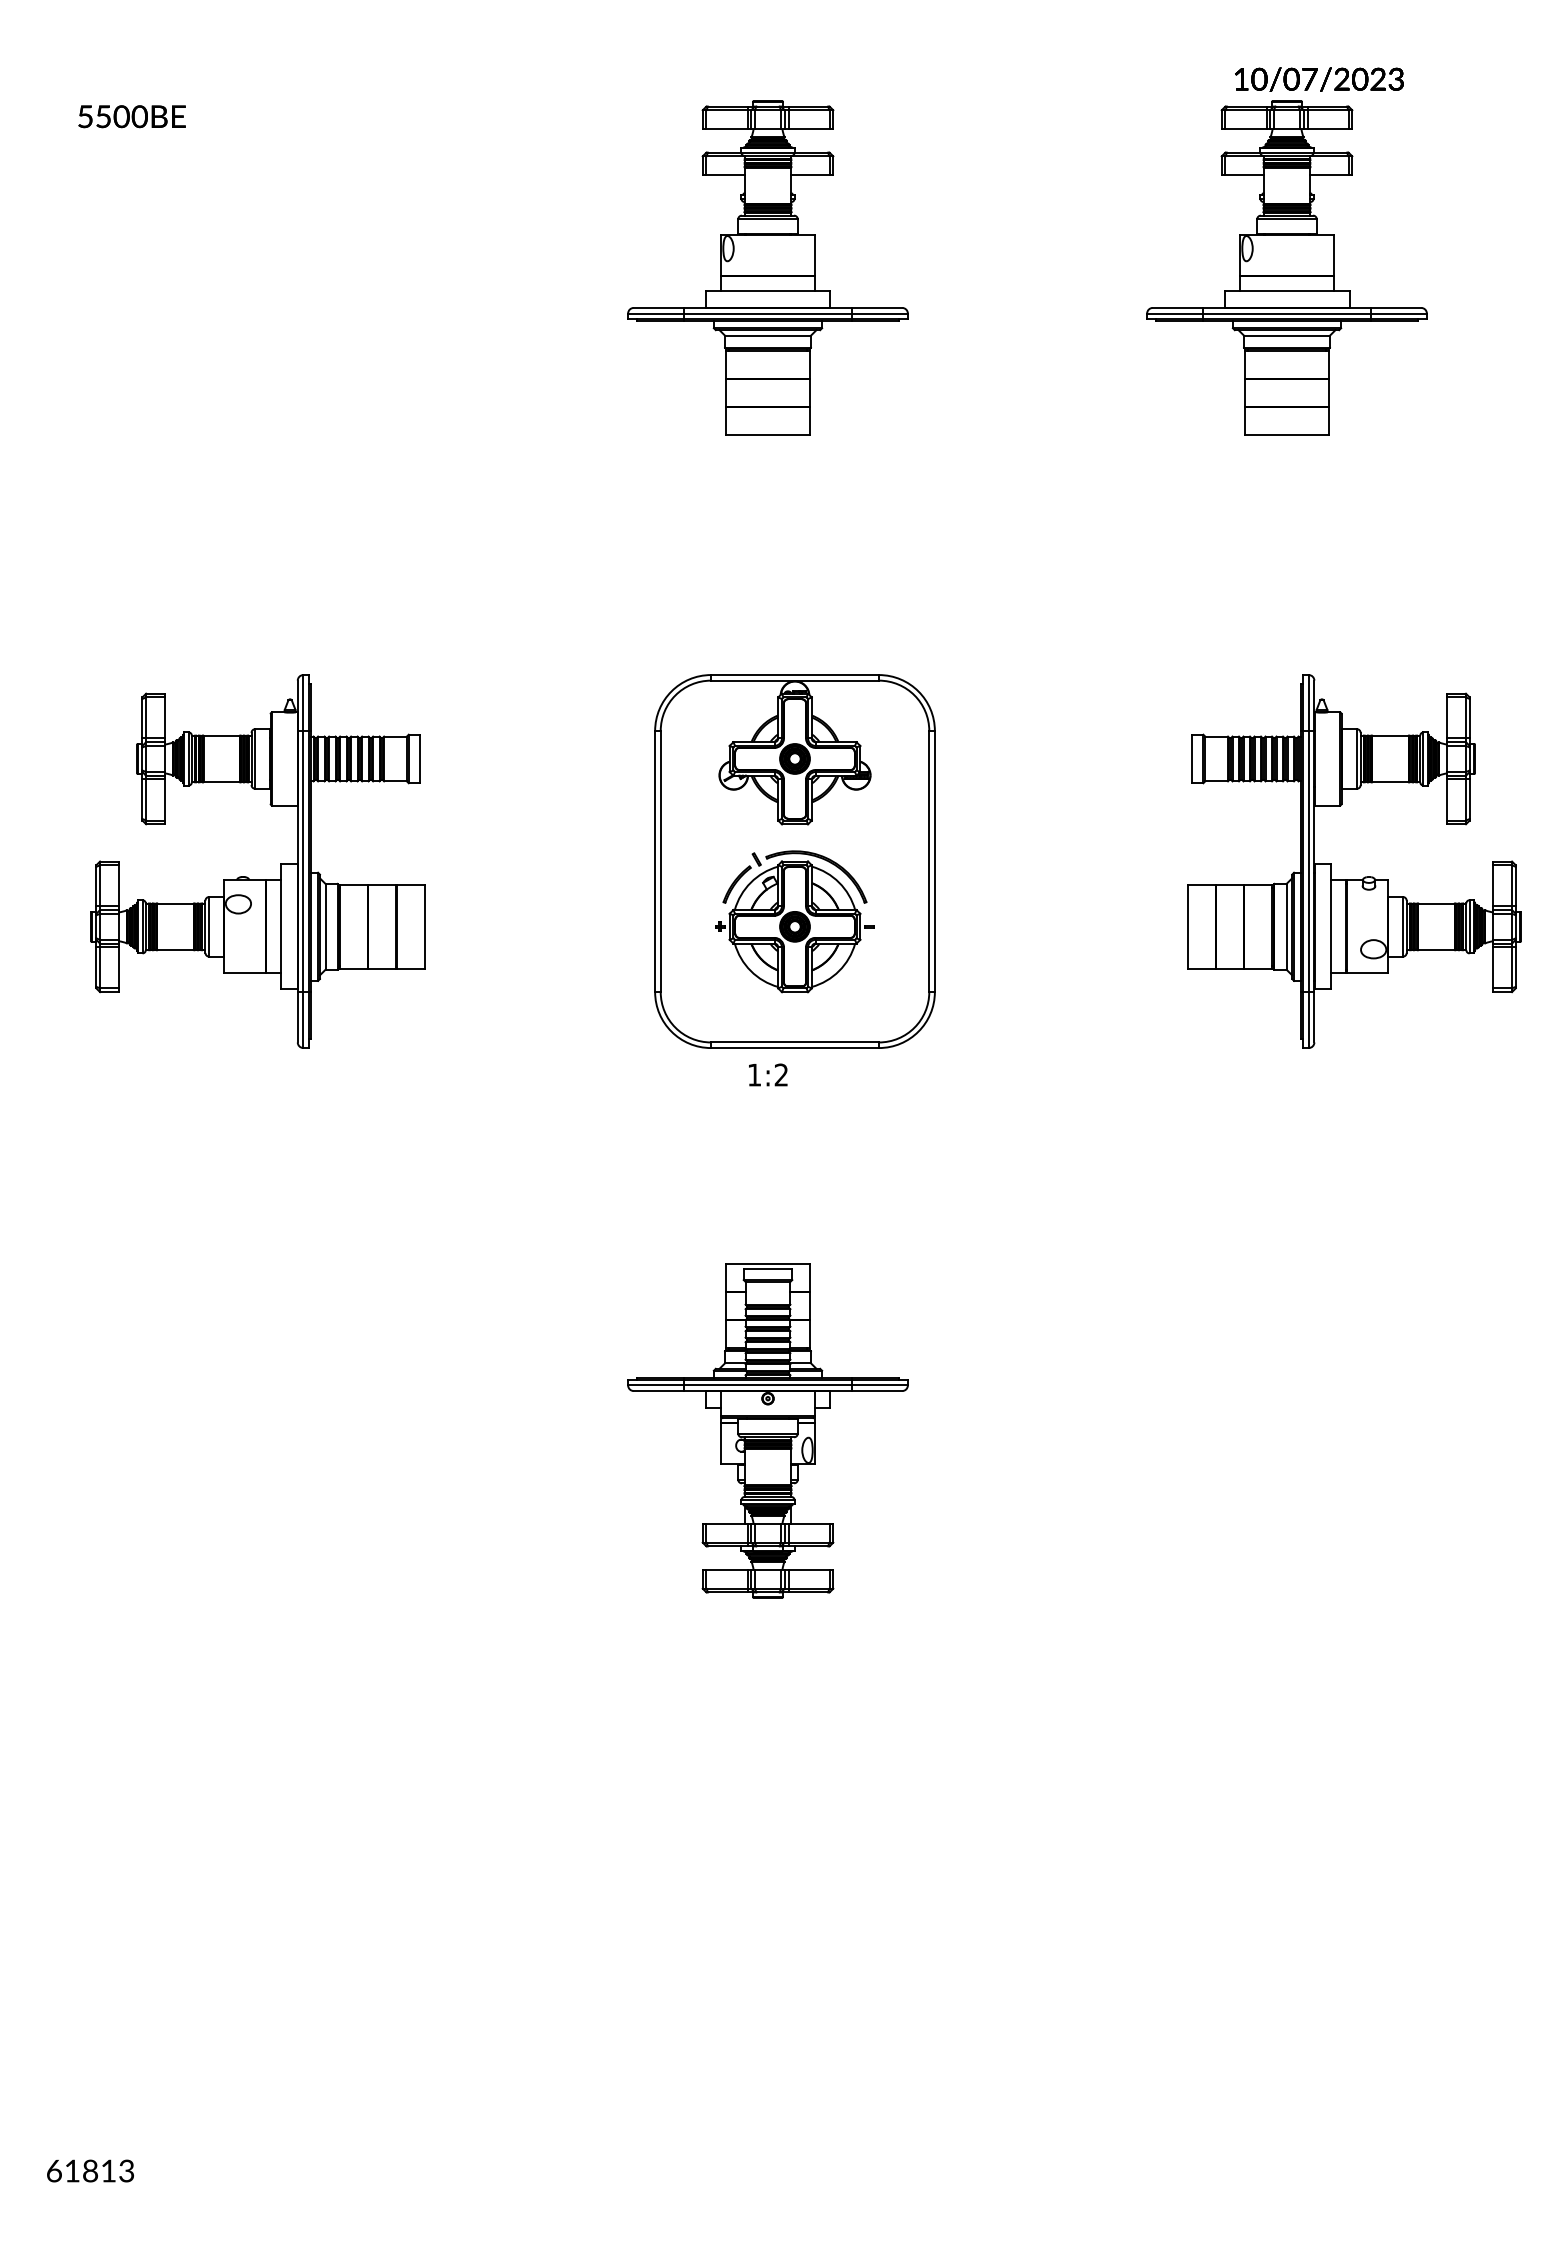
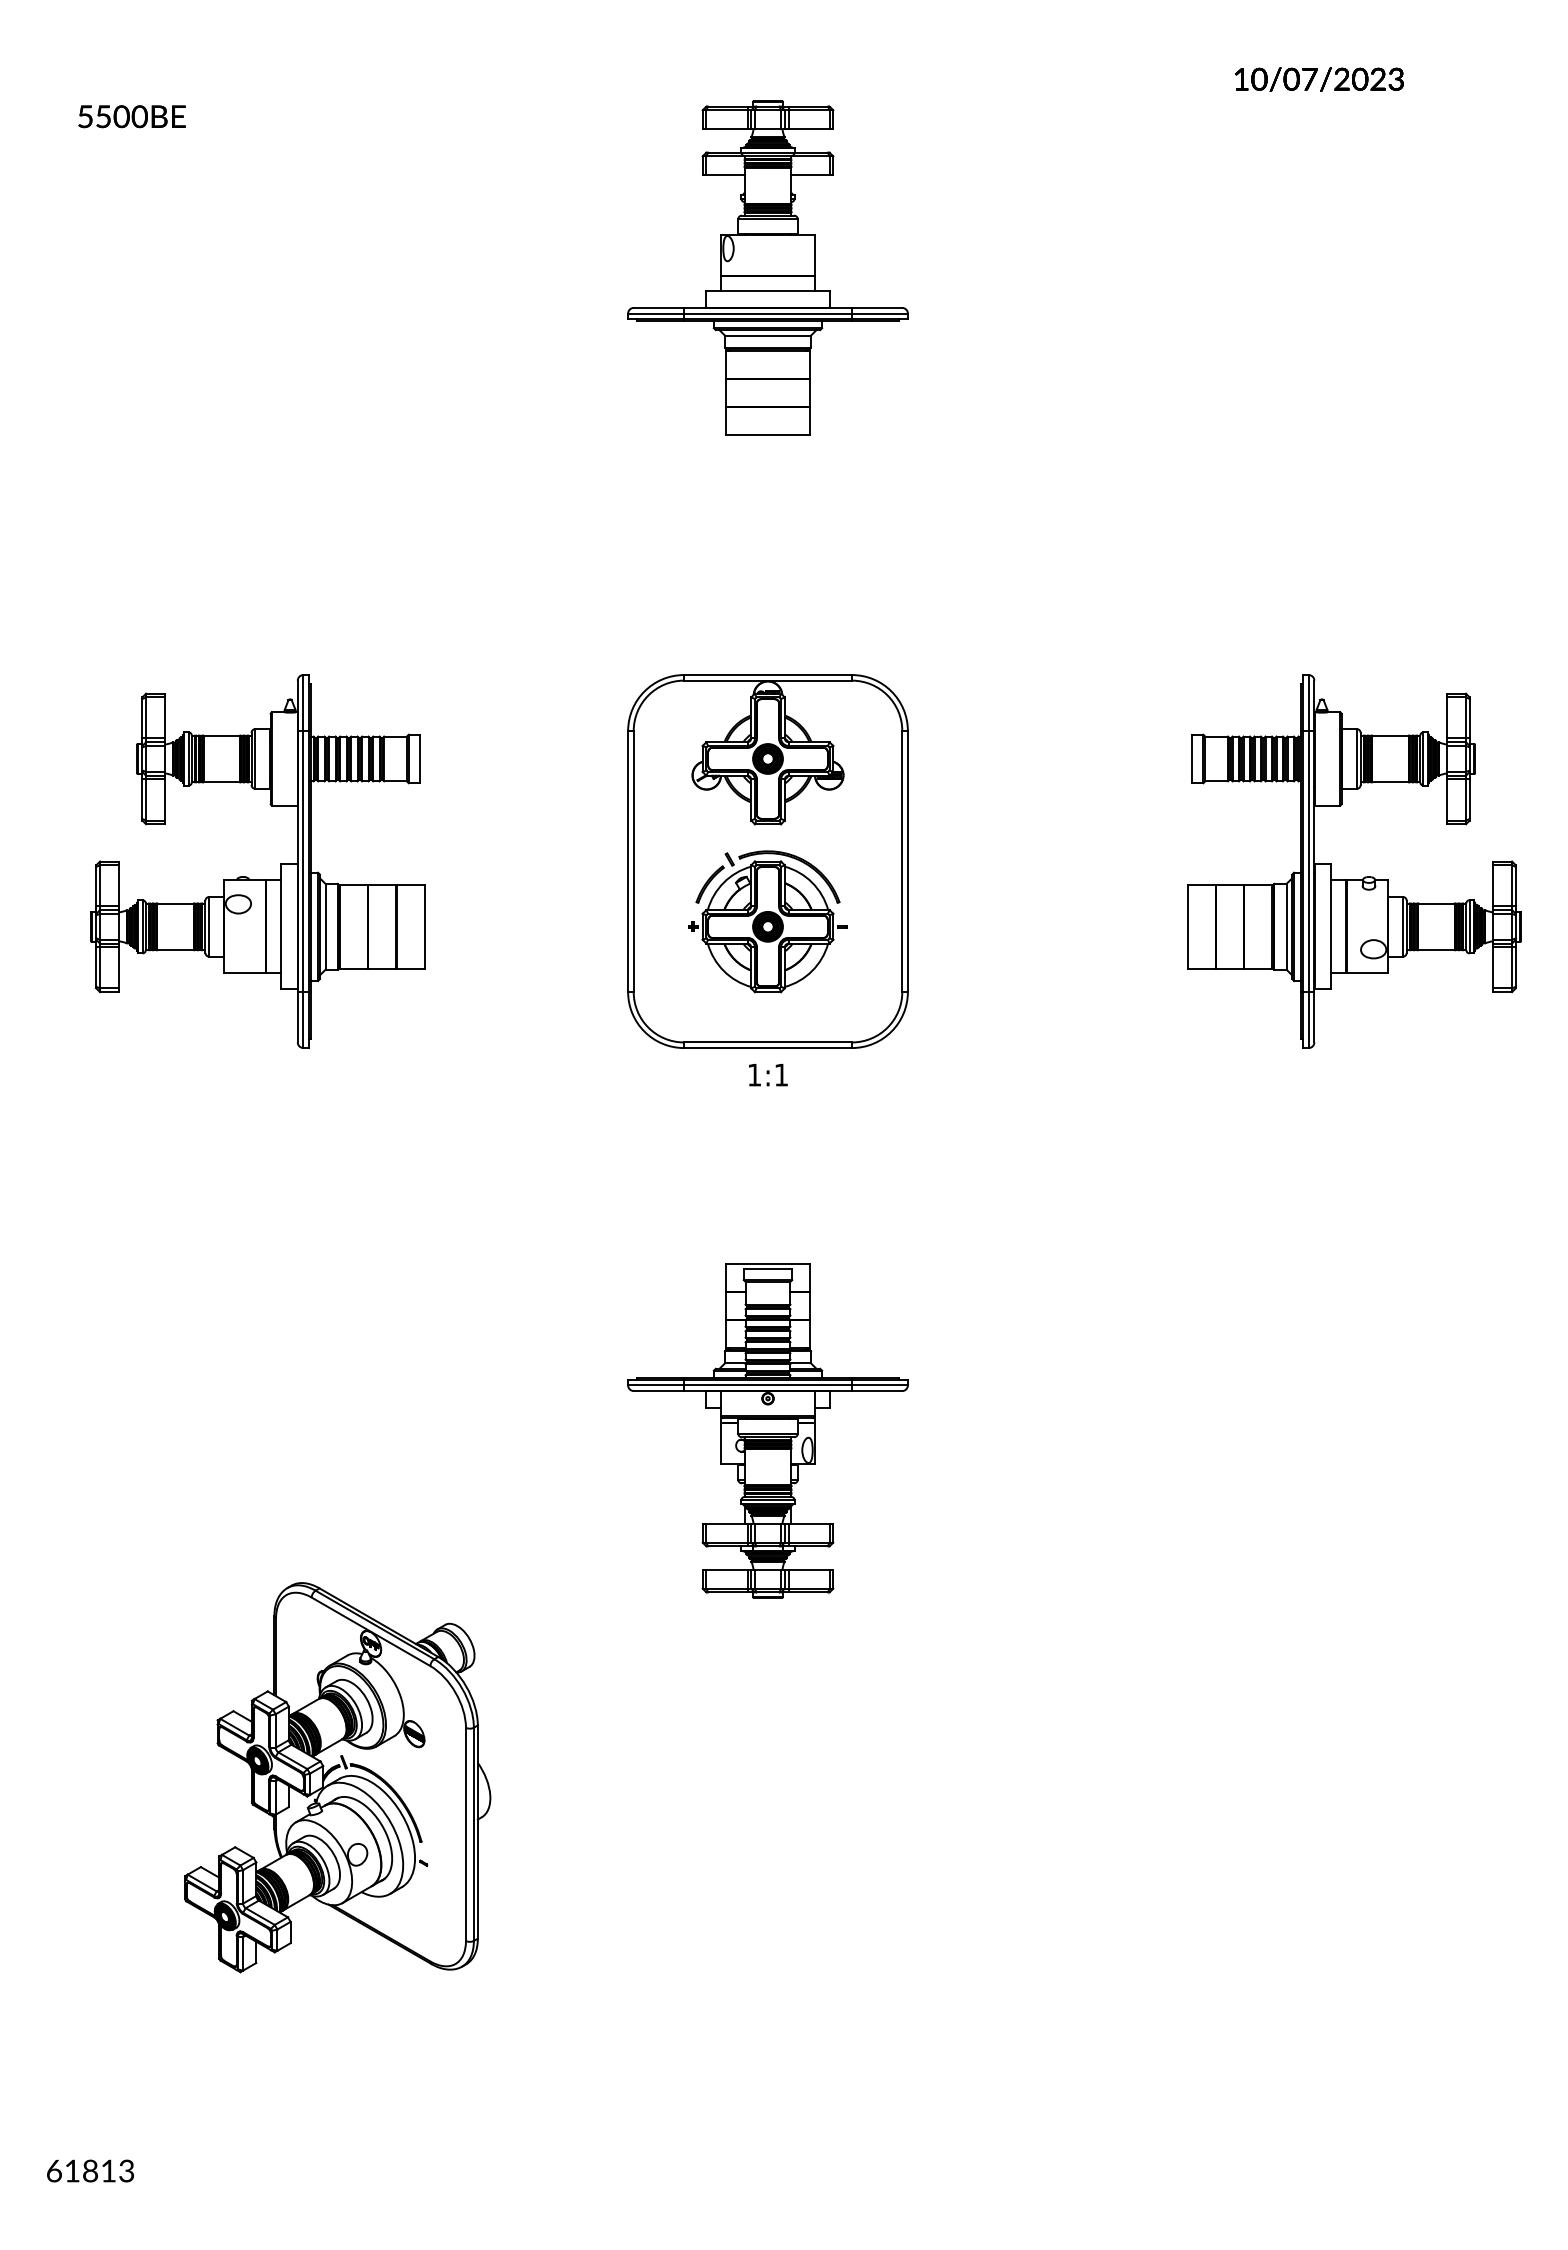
part: present -> none (1286, 267)
part position: (794, 861) -> (767, 861) (767, 861)
text: 1:2 -> 1:1 (780, 1074)
part: none -> present (337, 1777)
